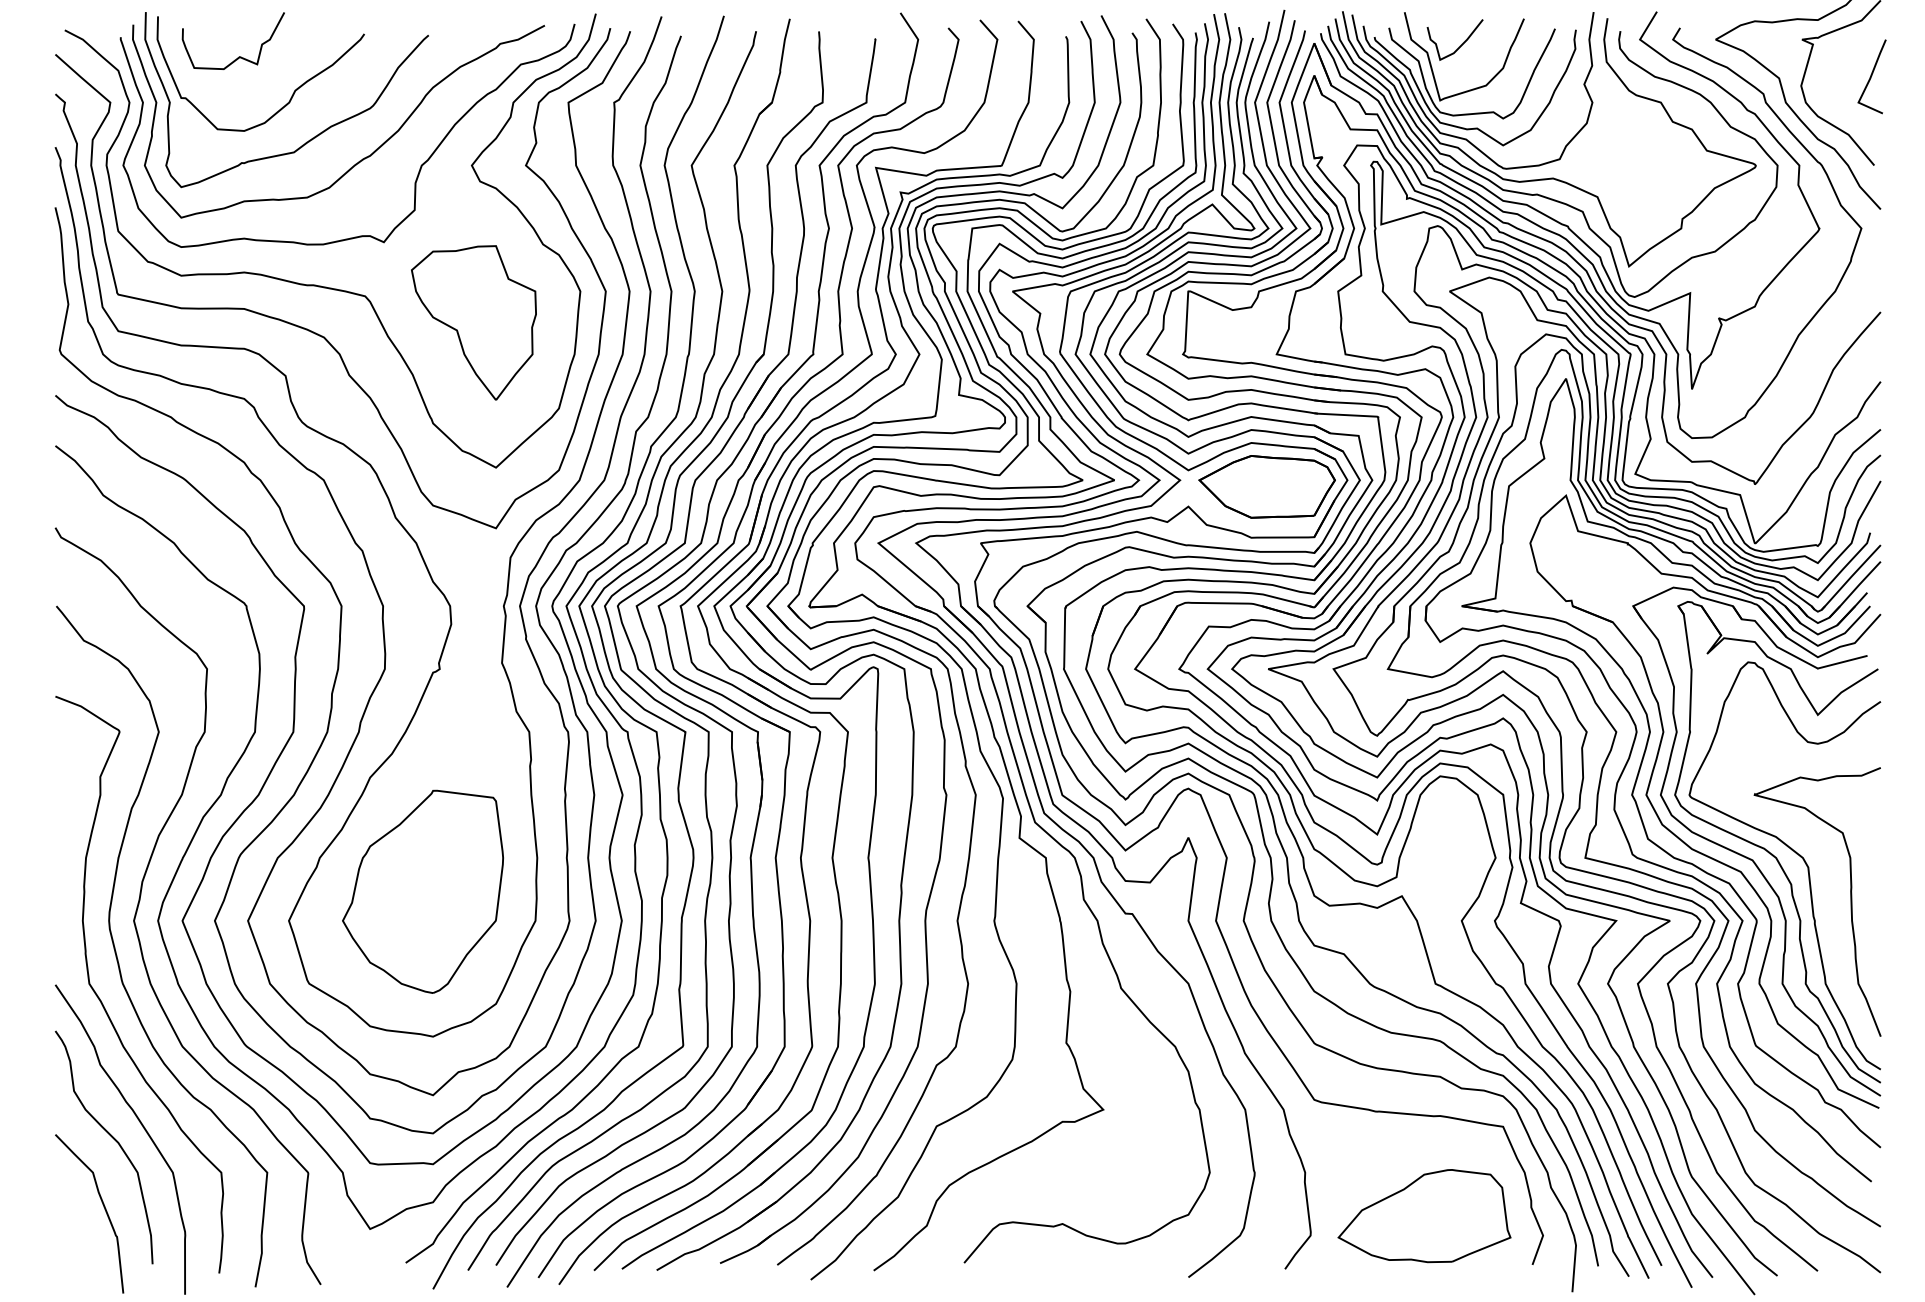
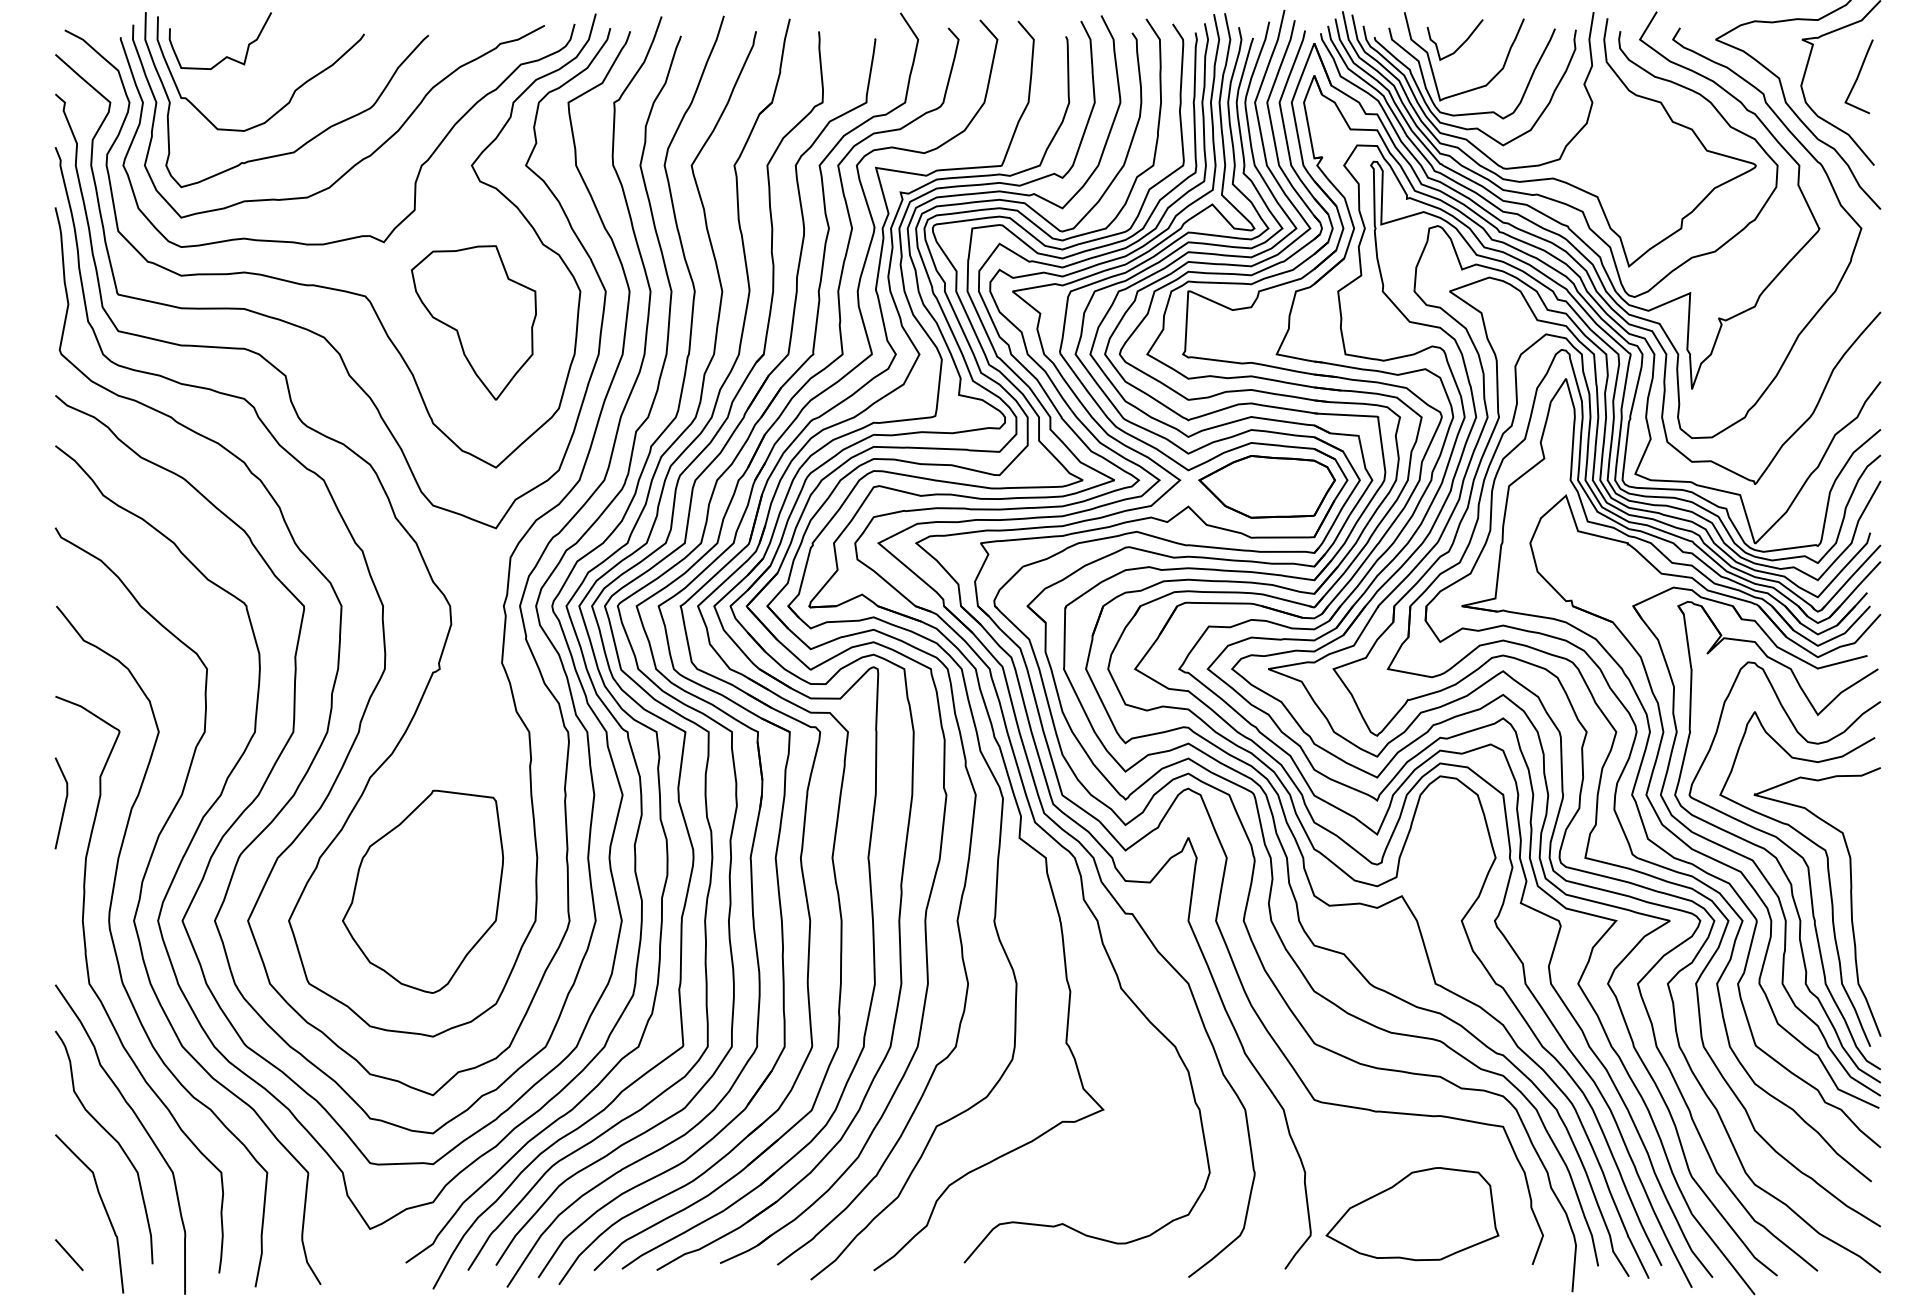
curve position: (238, 56) -> (225, 56) (225, 56)
line position: (1871, 76) -> (1858, 76) (1858, 76)
line: none -> present (64, 803)
curve: none -> present (1827, 873)
part position: (1424, 1216) -> (1412, 1214) (1412, 1214)
line: none -> present (69, 1255)
